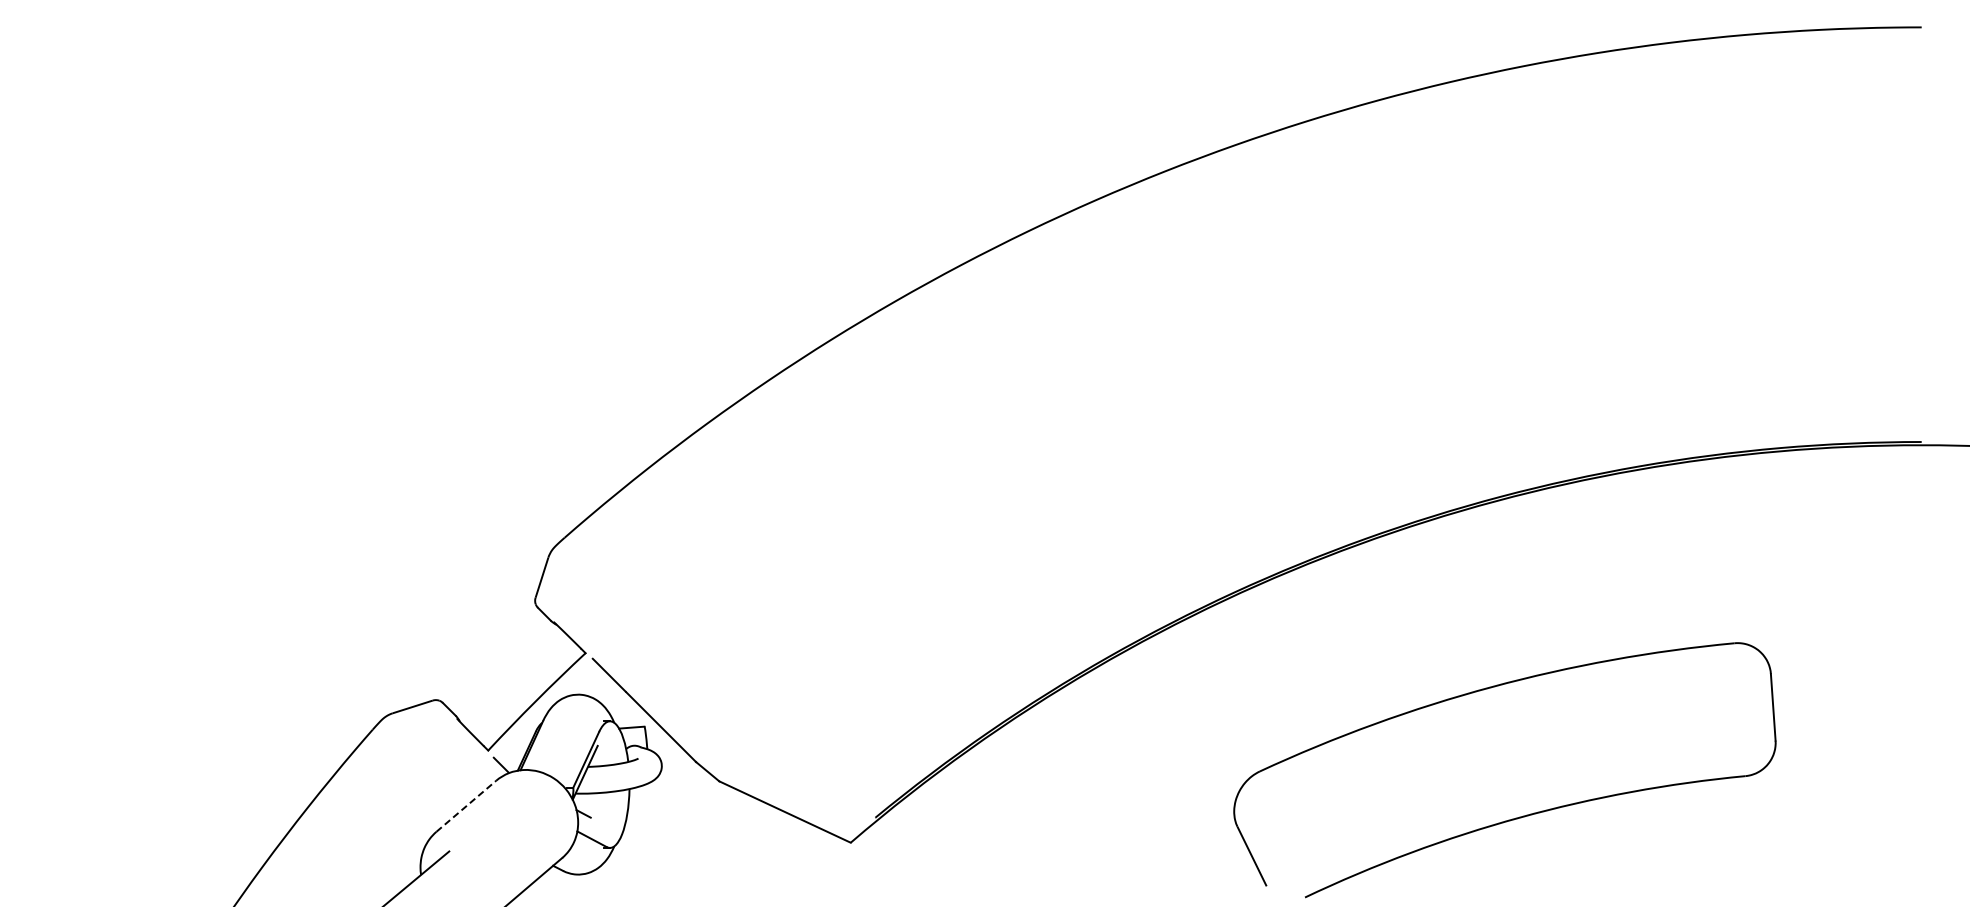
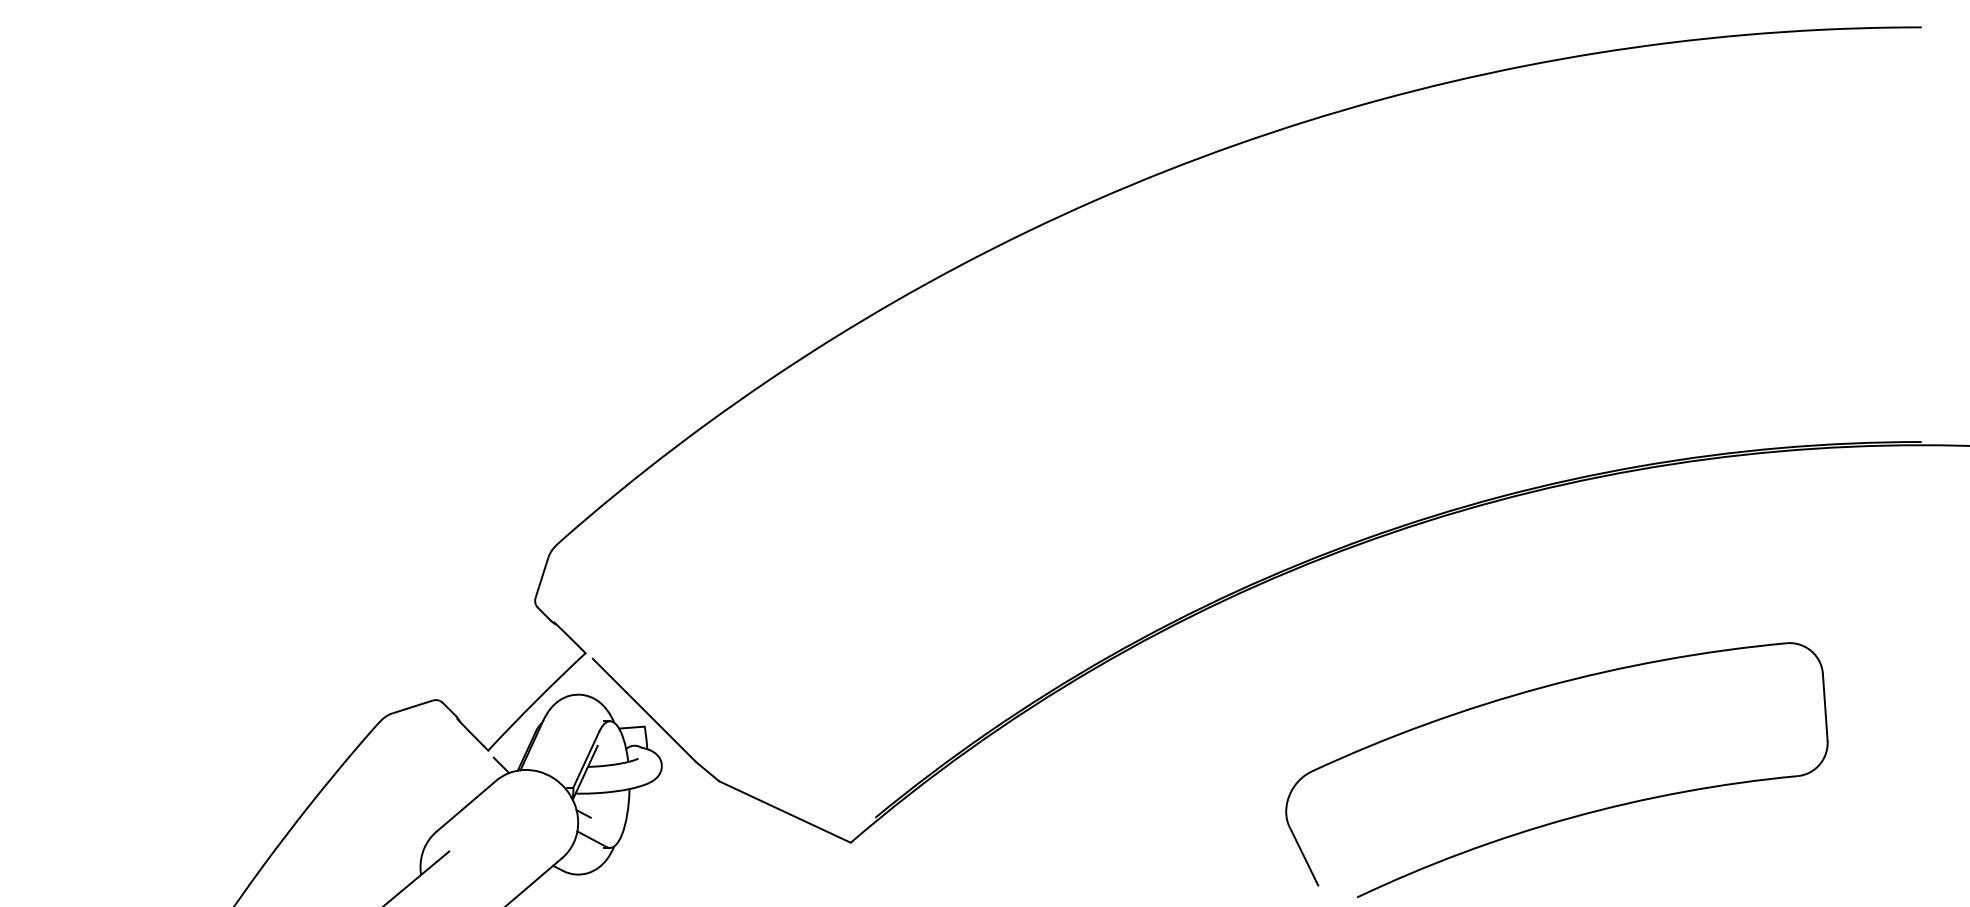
line: dashed -> solid (466, 805)
part position: (1515, 817) -> (1567, 817) (1567, 817)
